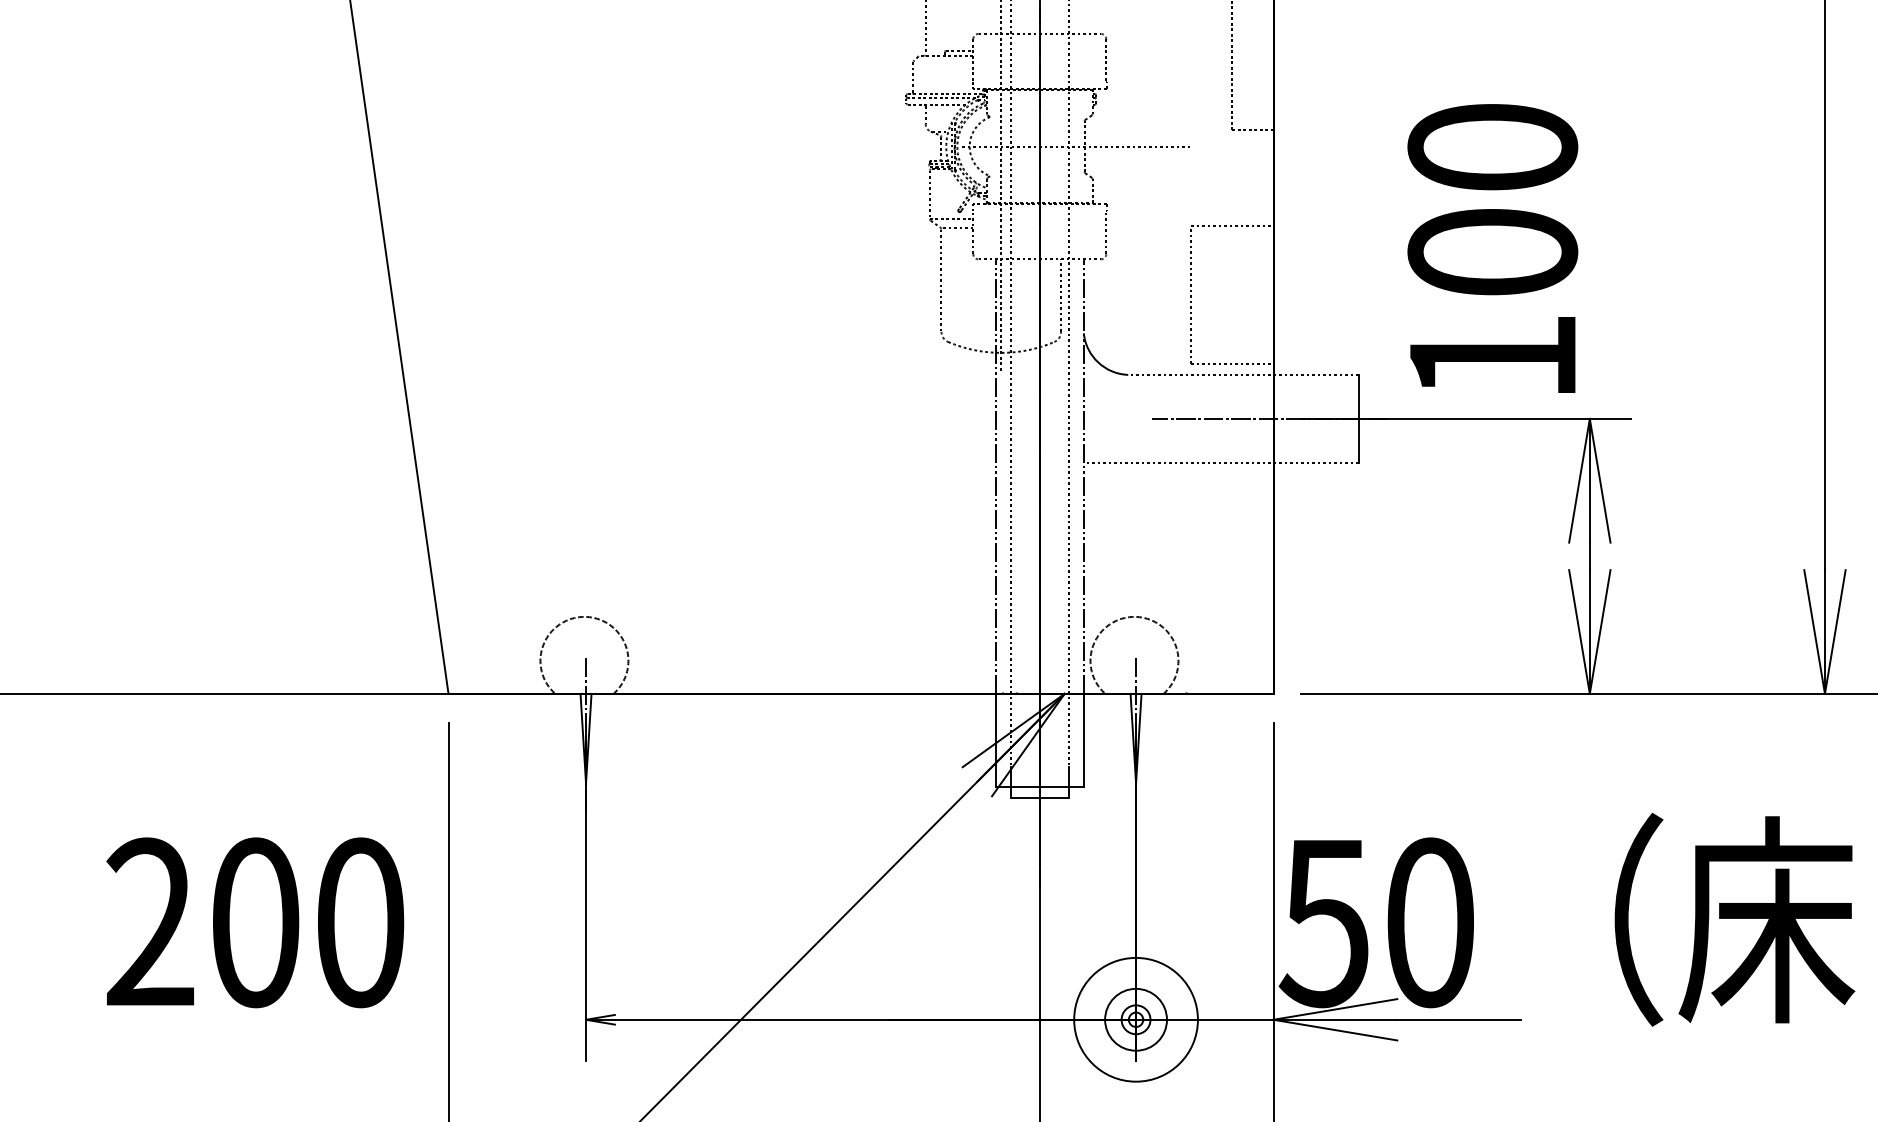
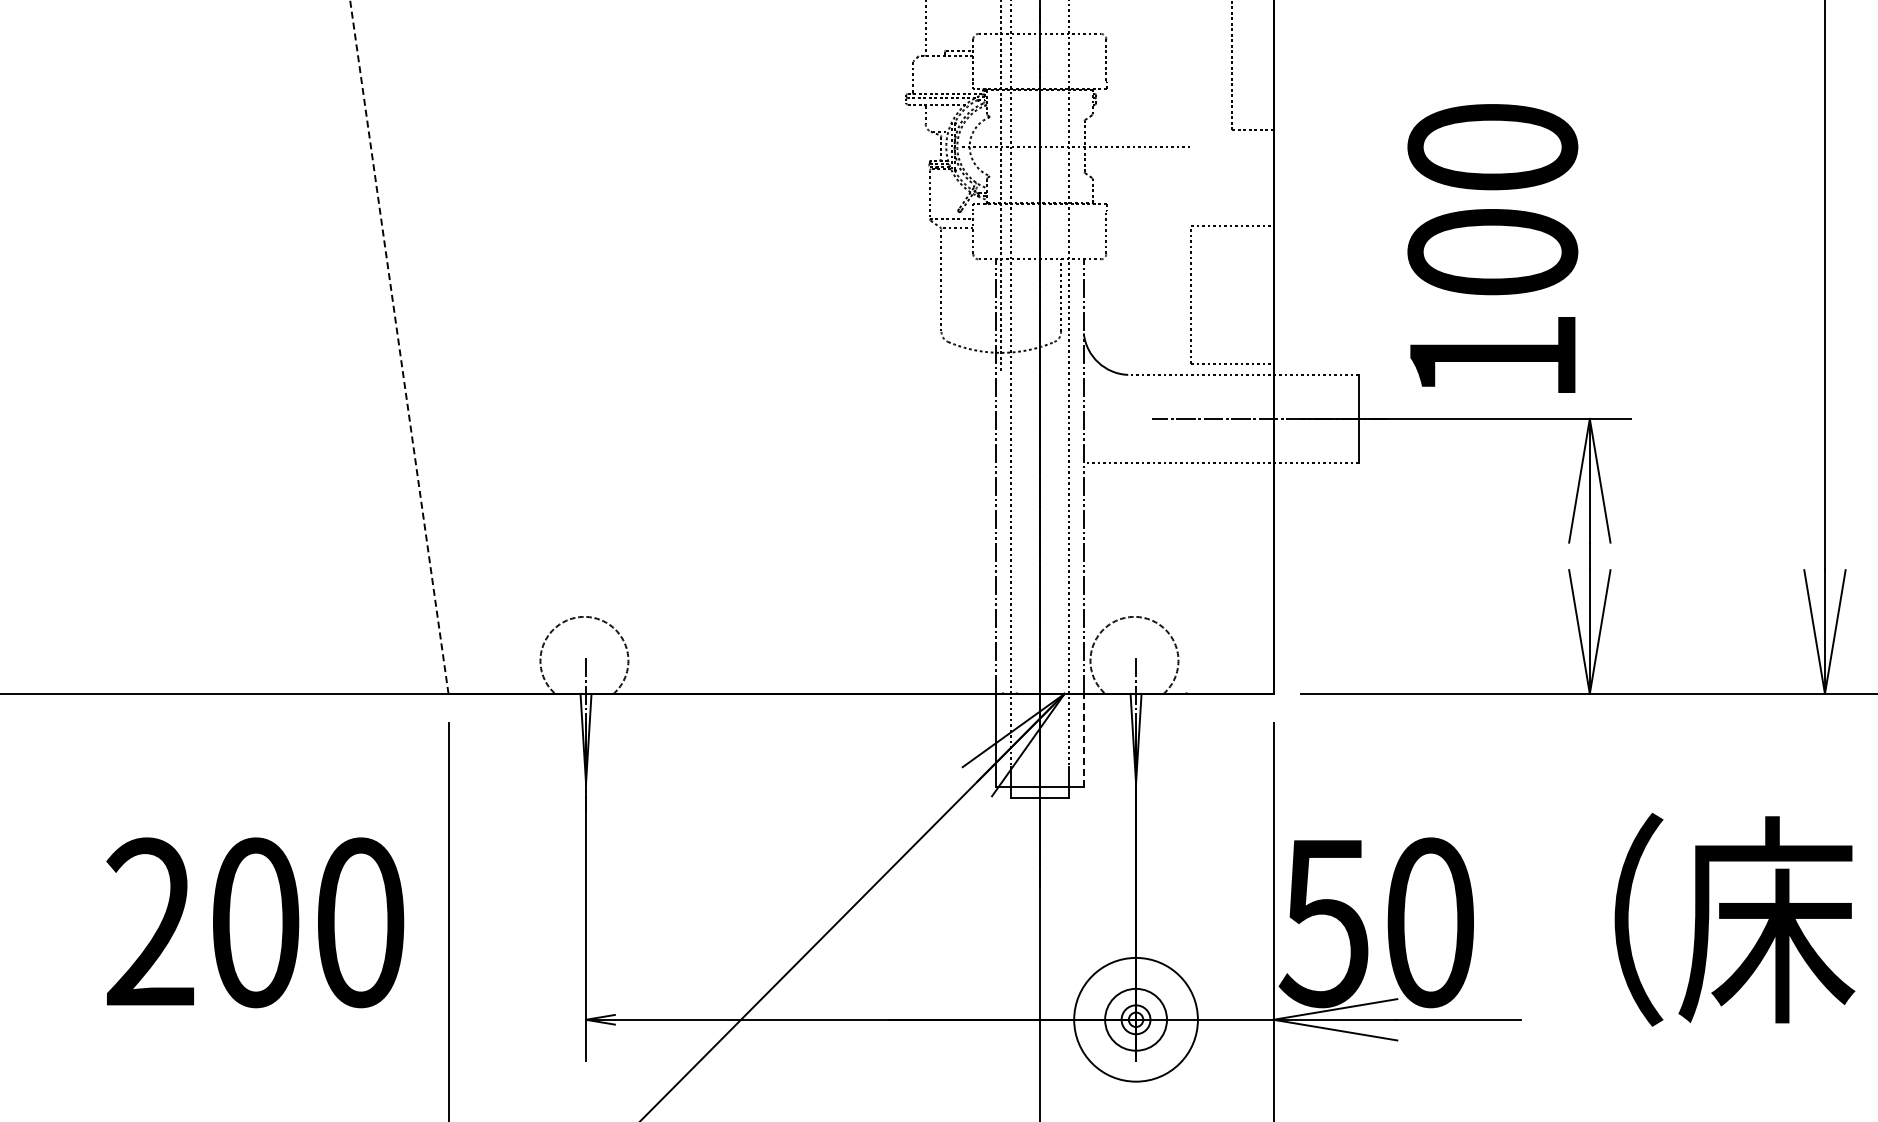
line: solid -> dashed (399, 346)
line: solid -> dashed (1083, 740)
